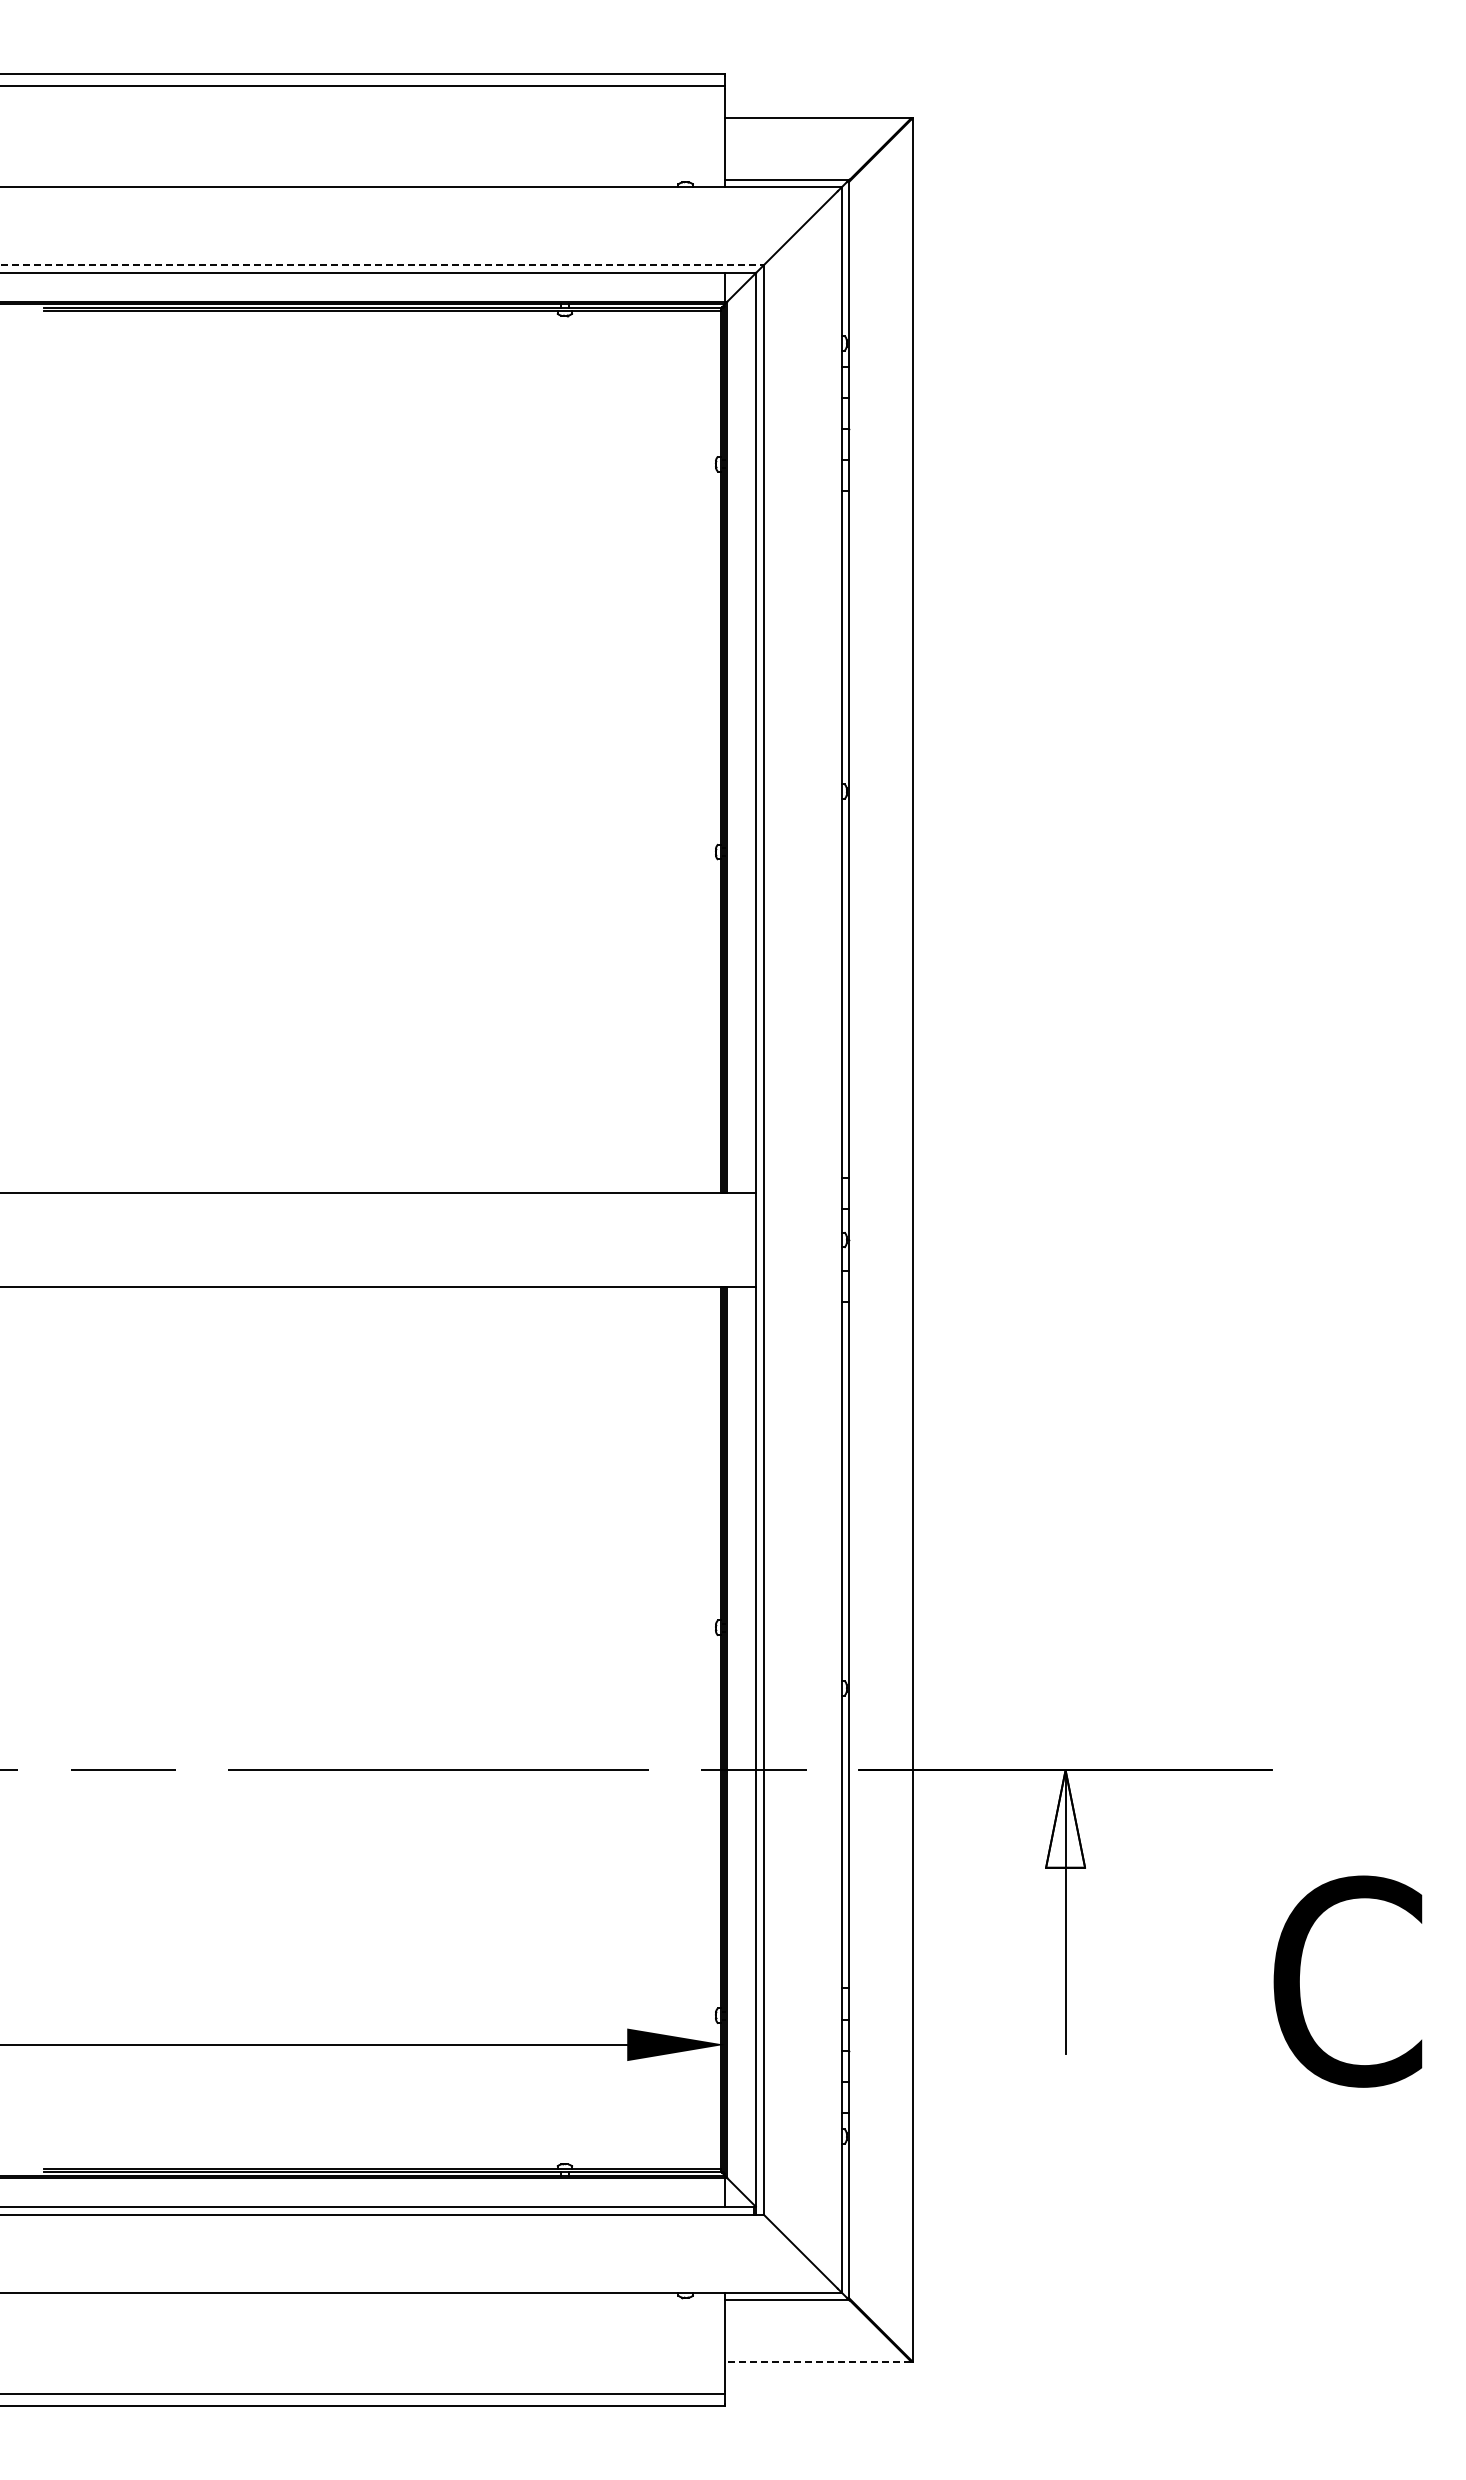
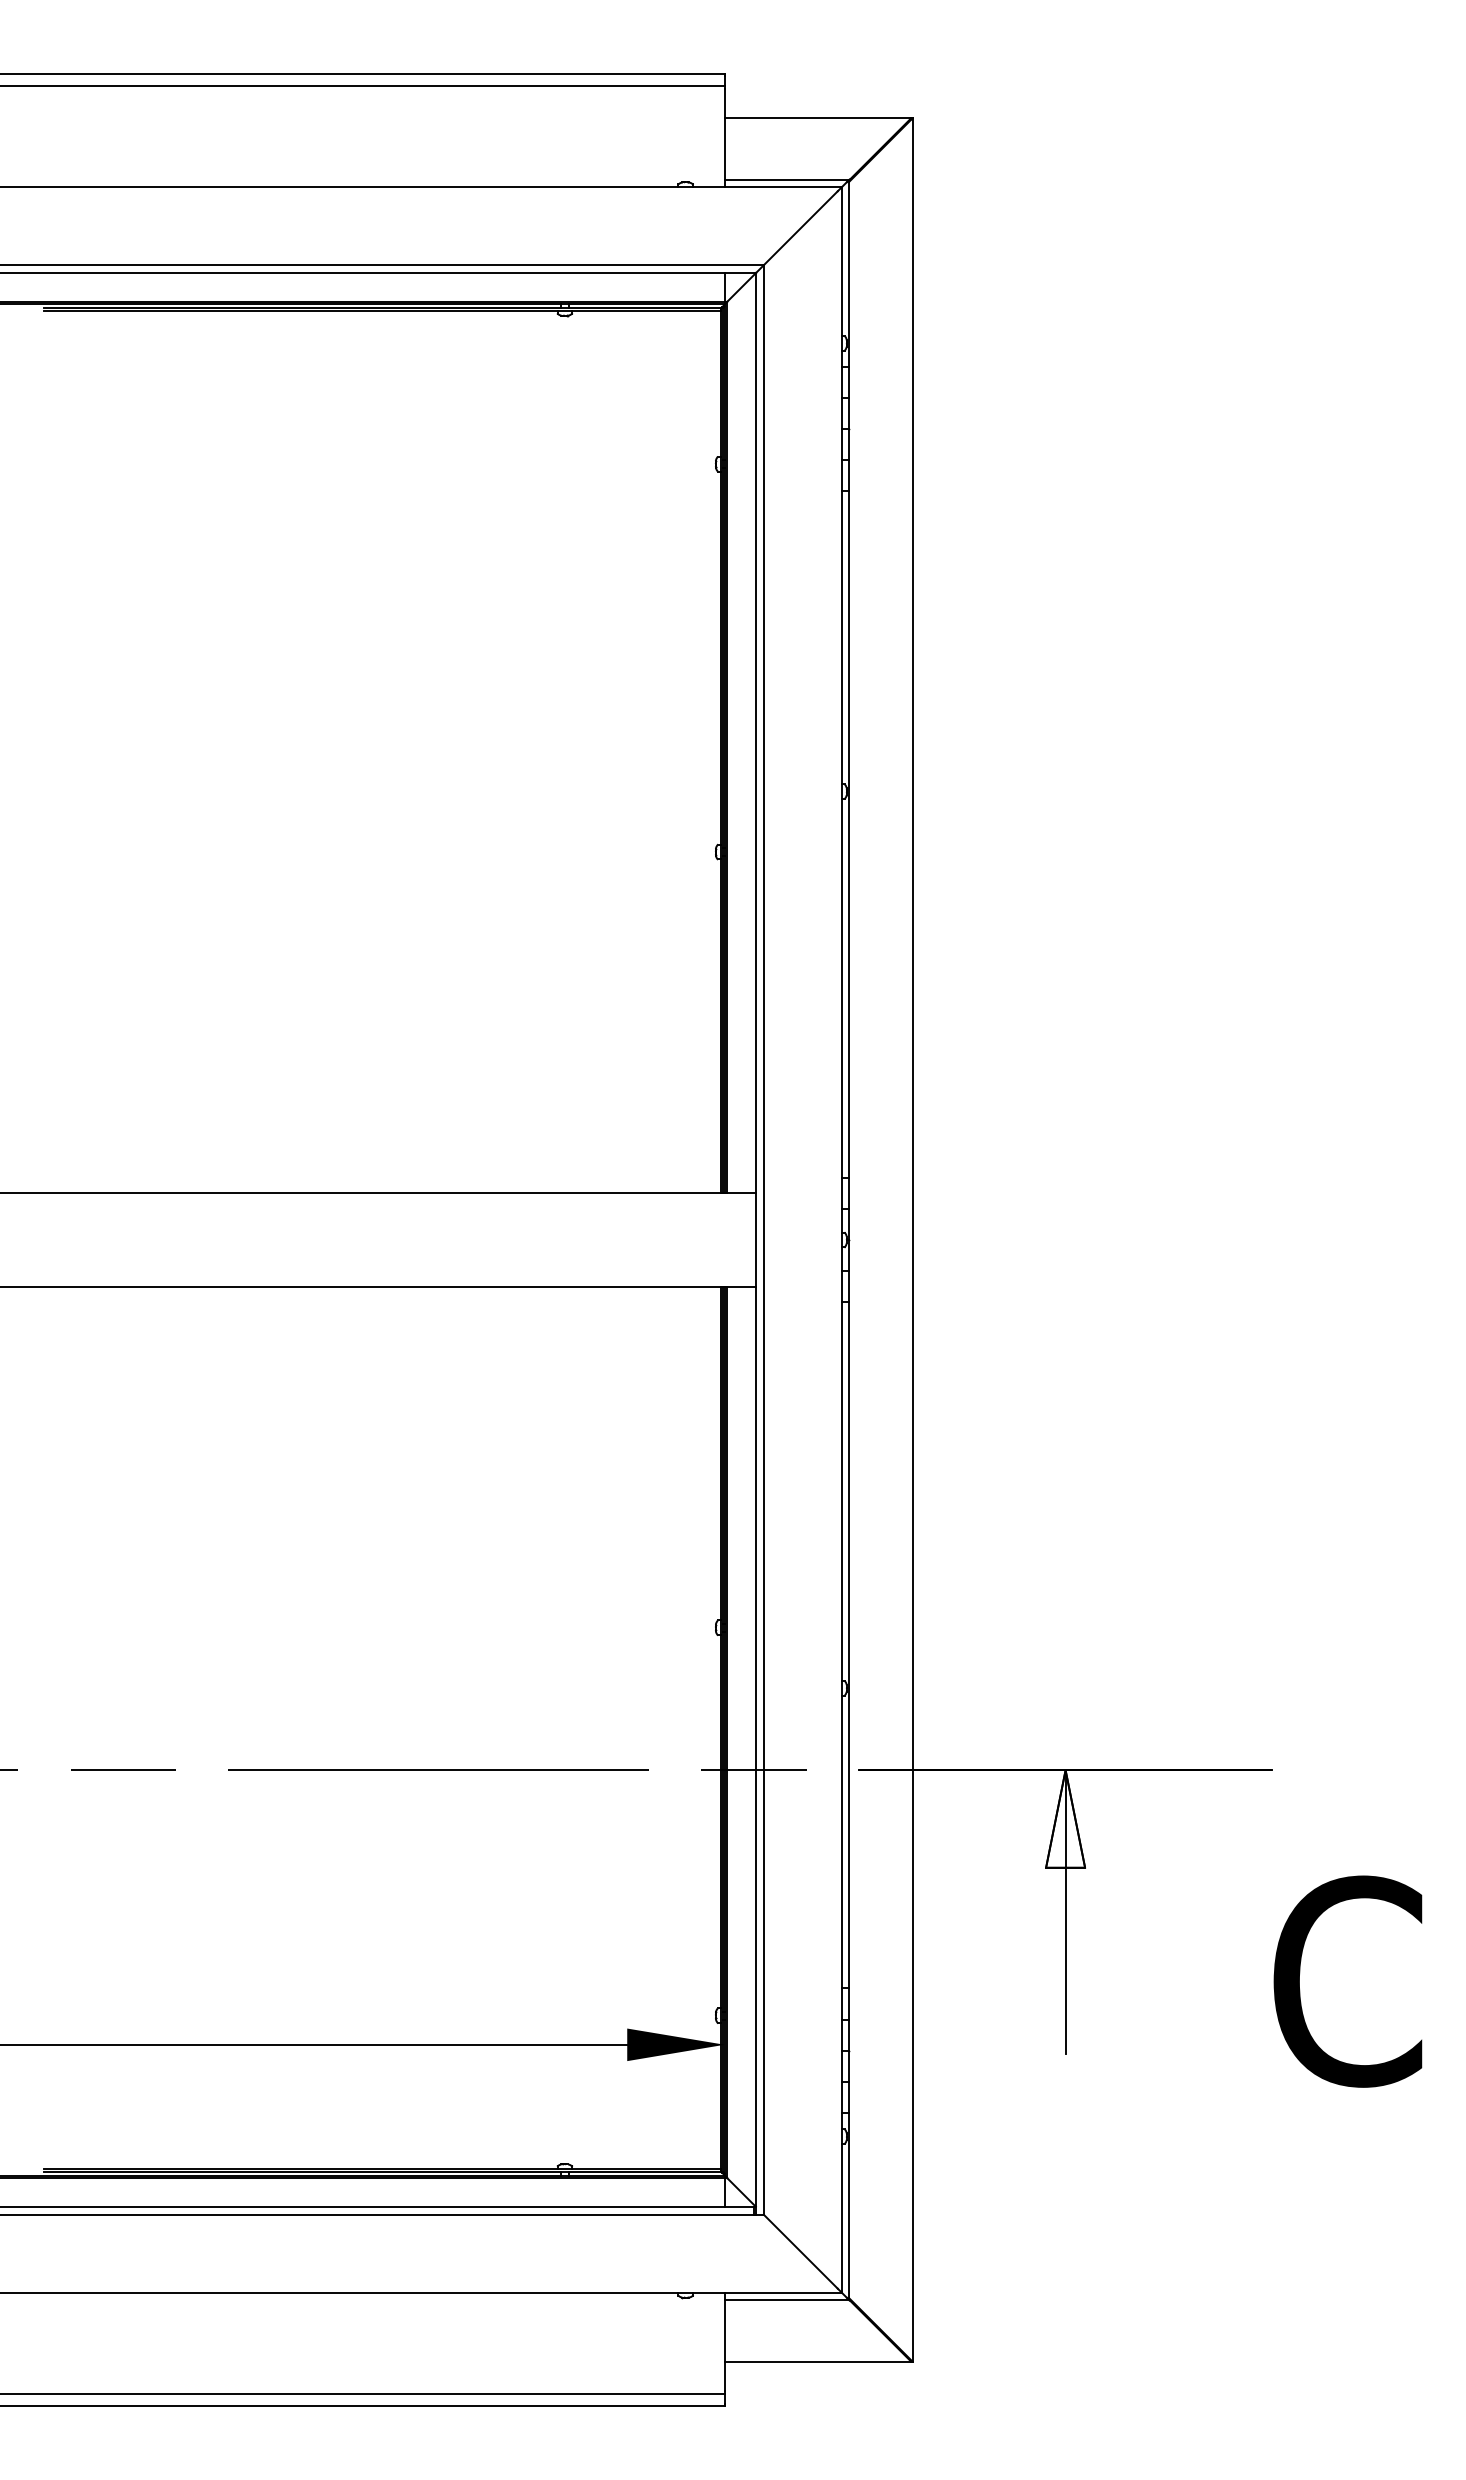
line: dashed -> solid (382, 265)
line: dashed -> solid (817, 2361)
